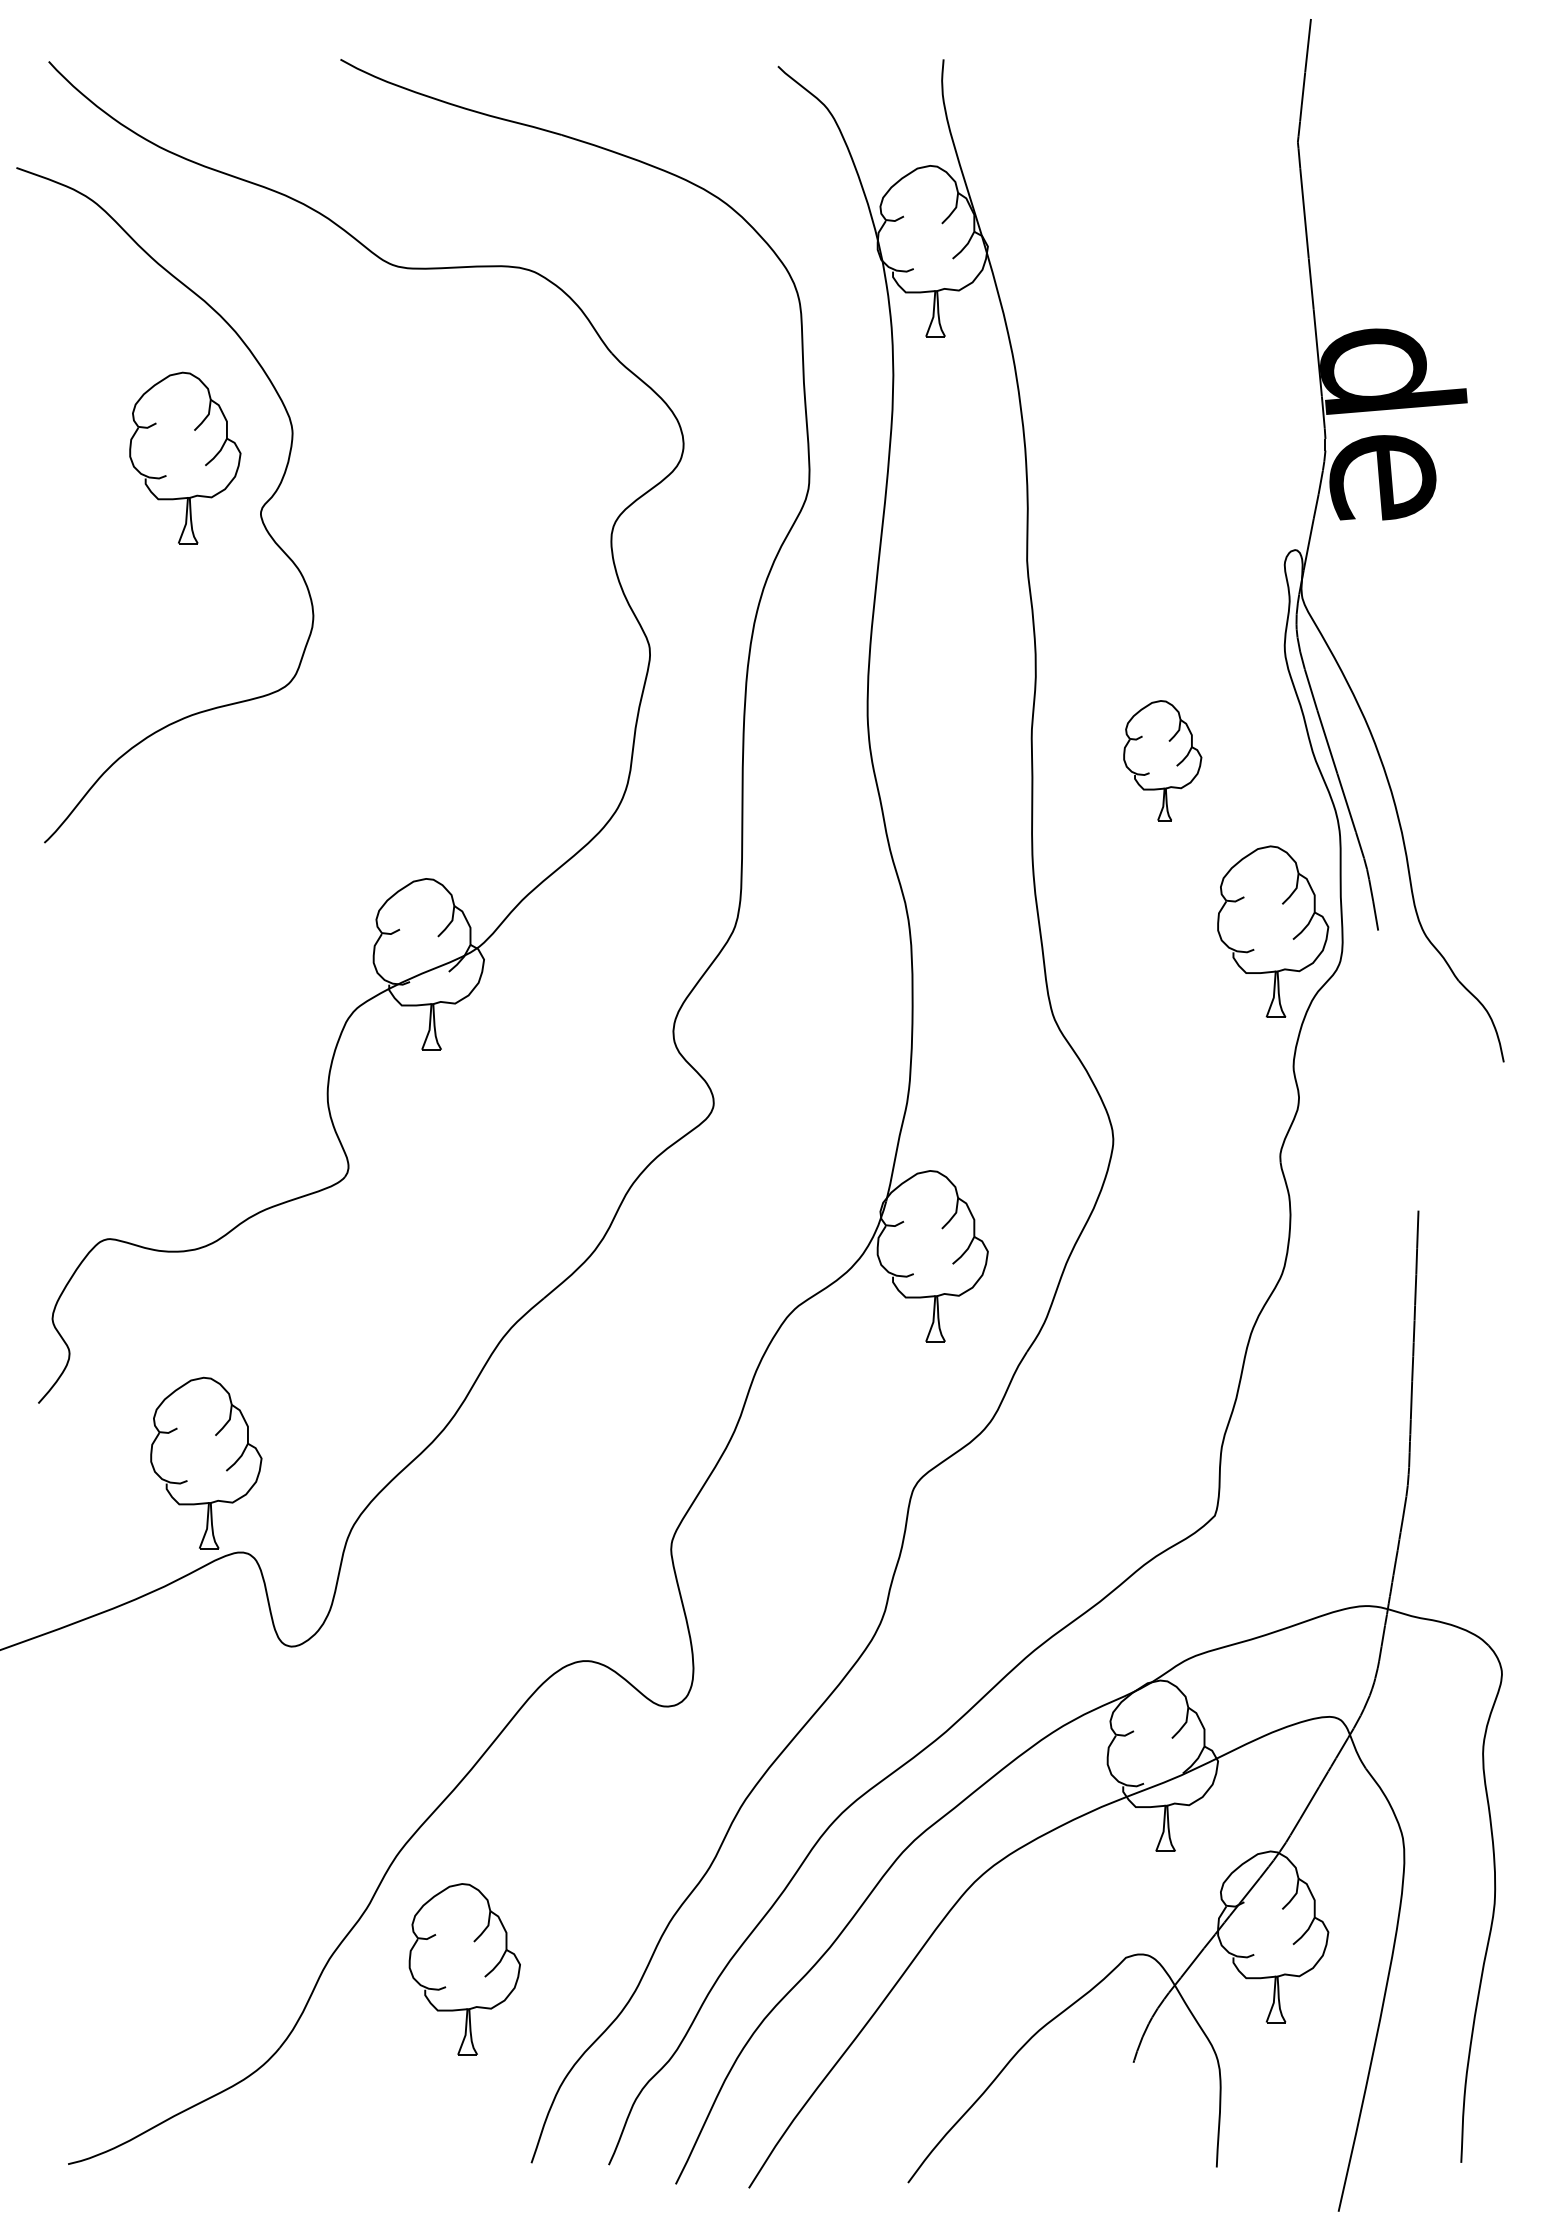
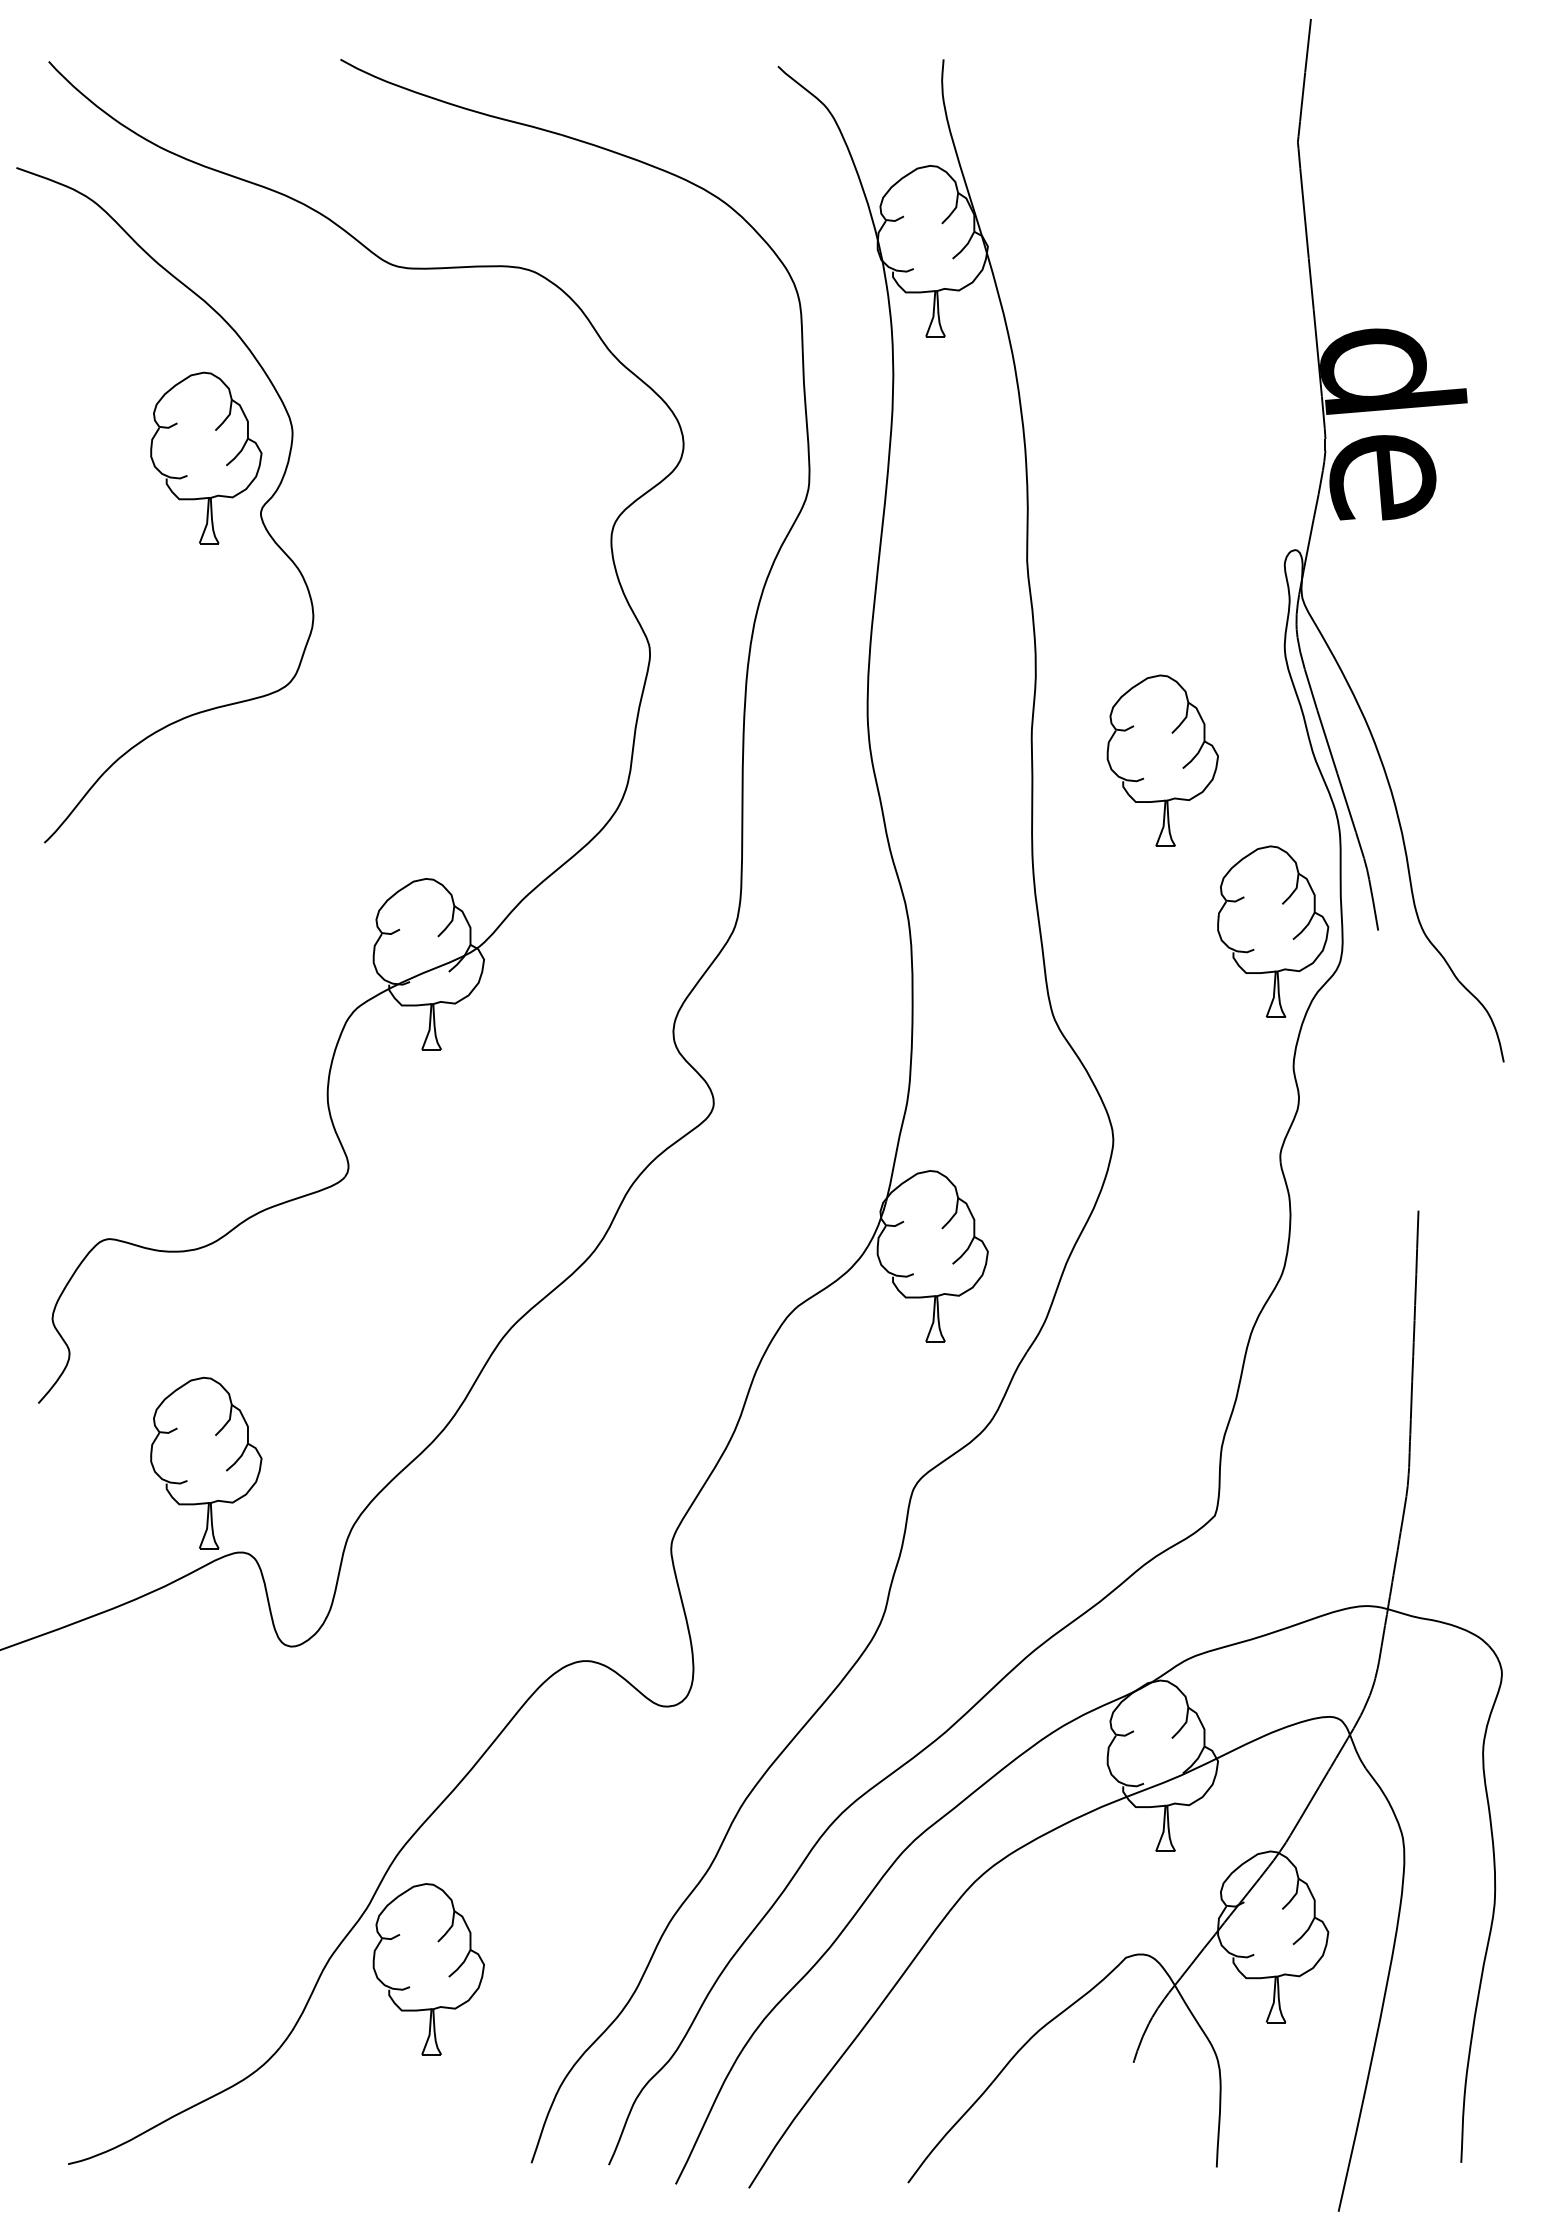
part position: (185, 457) -> (206, 457) (206, 457)
part size: 80x122 px -> 113x173 px (1162, 760)
part position: (464, 1969) -> (428, 1969) (428, 1969)
